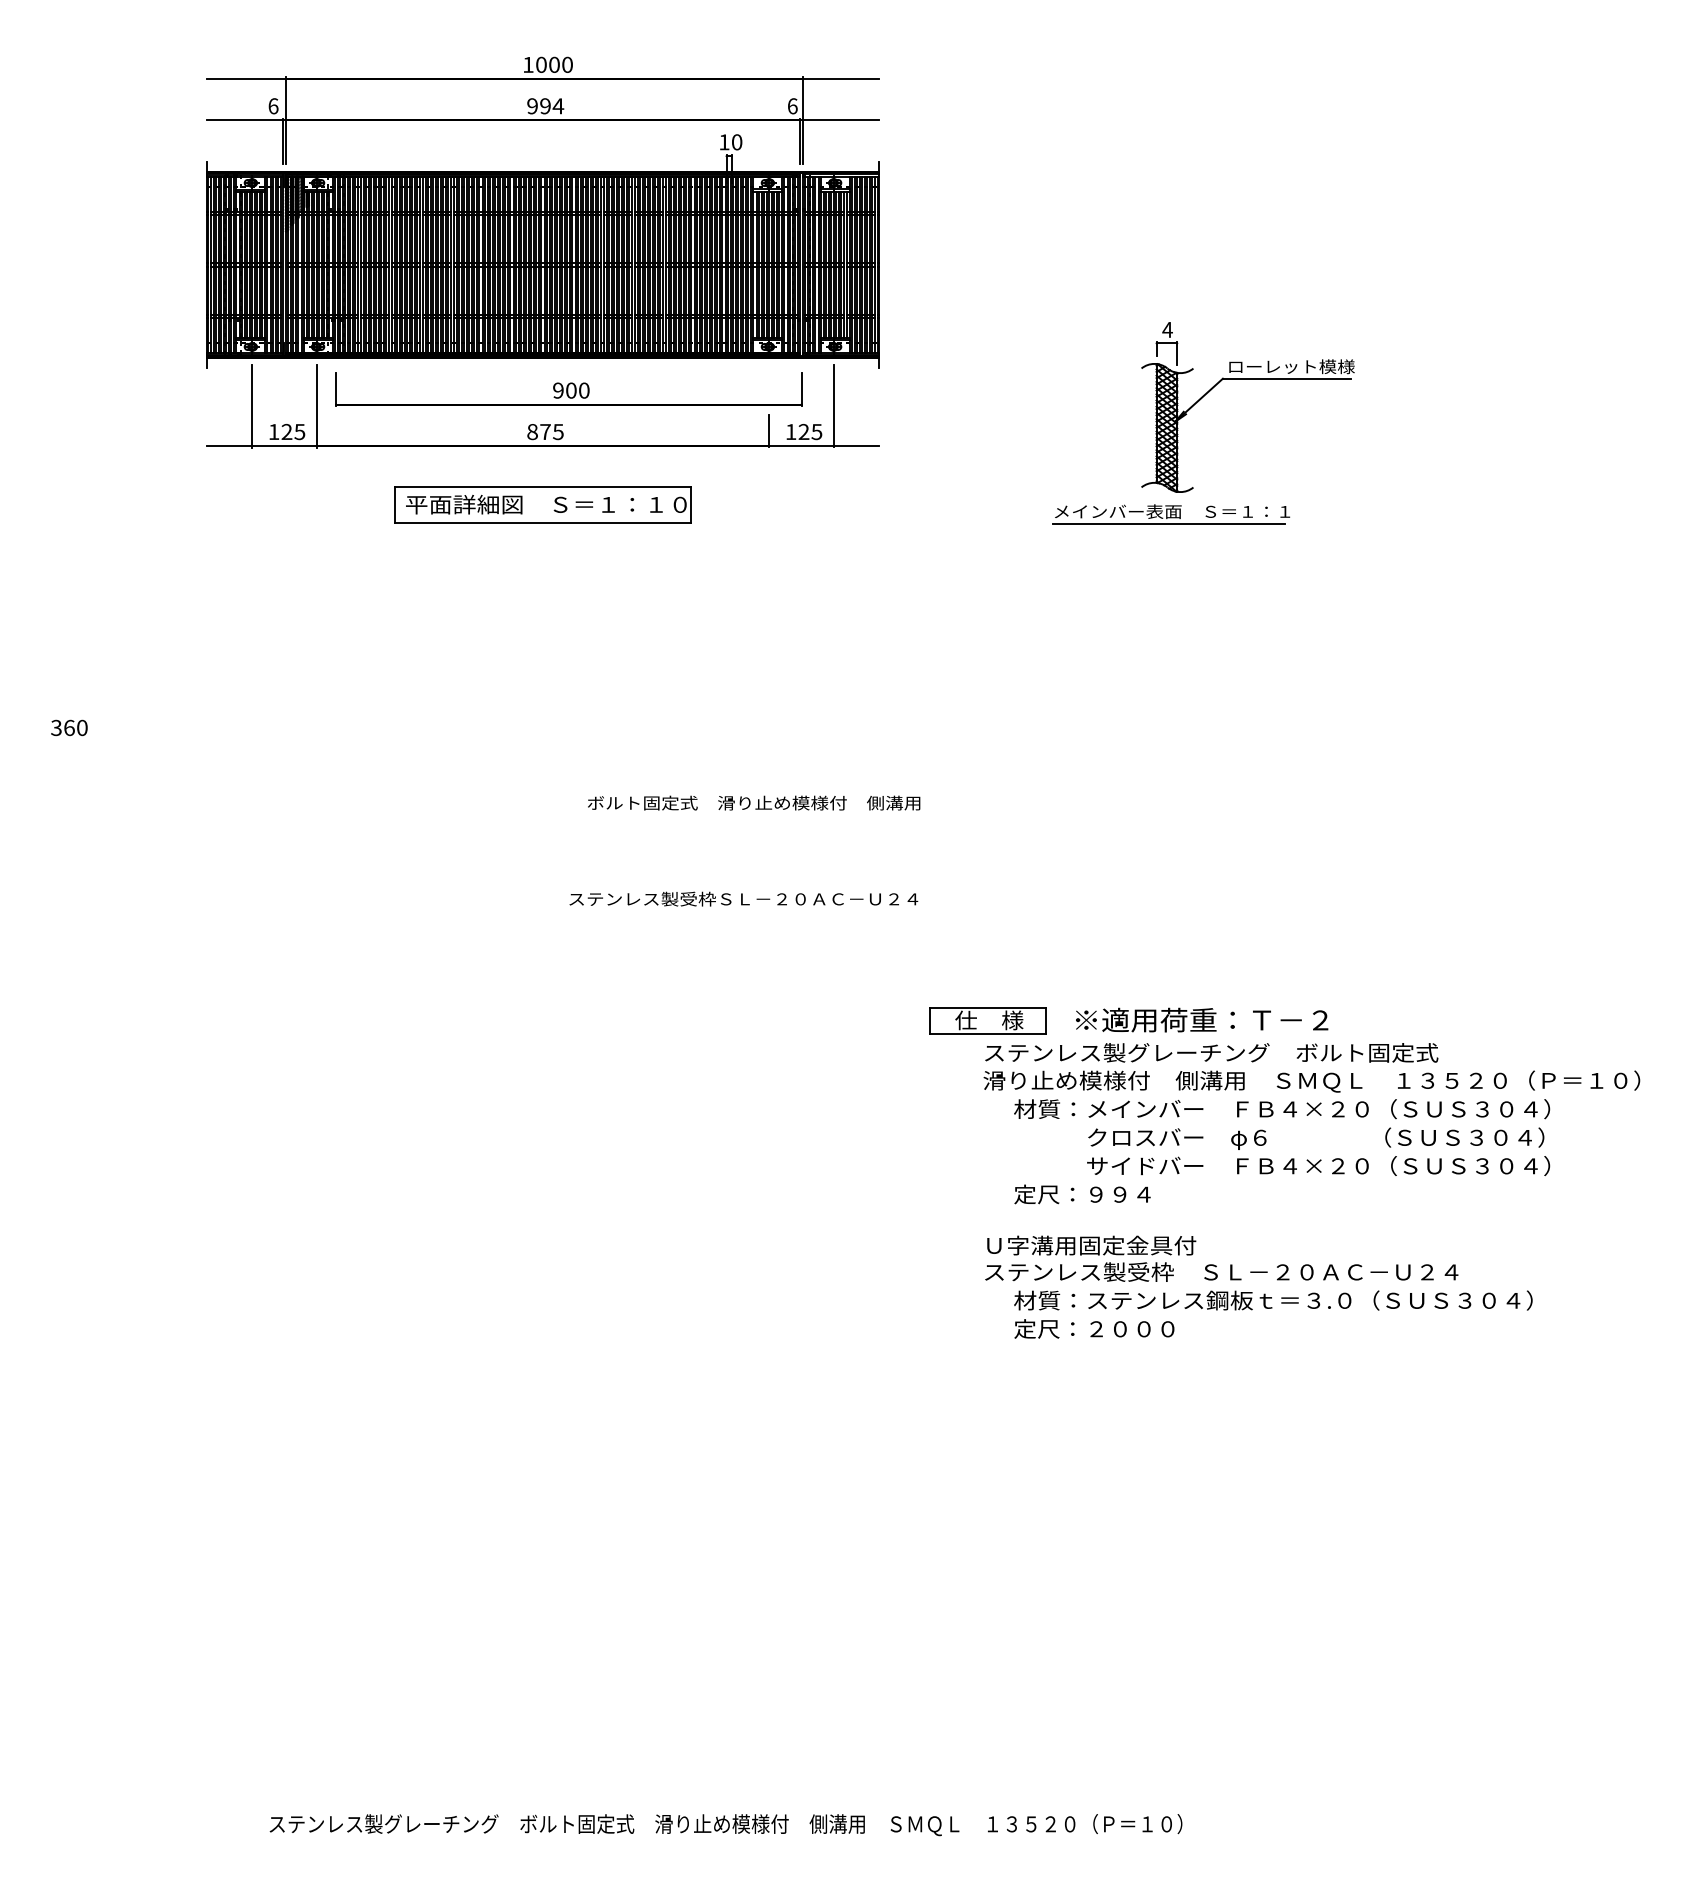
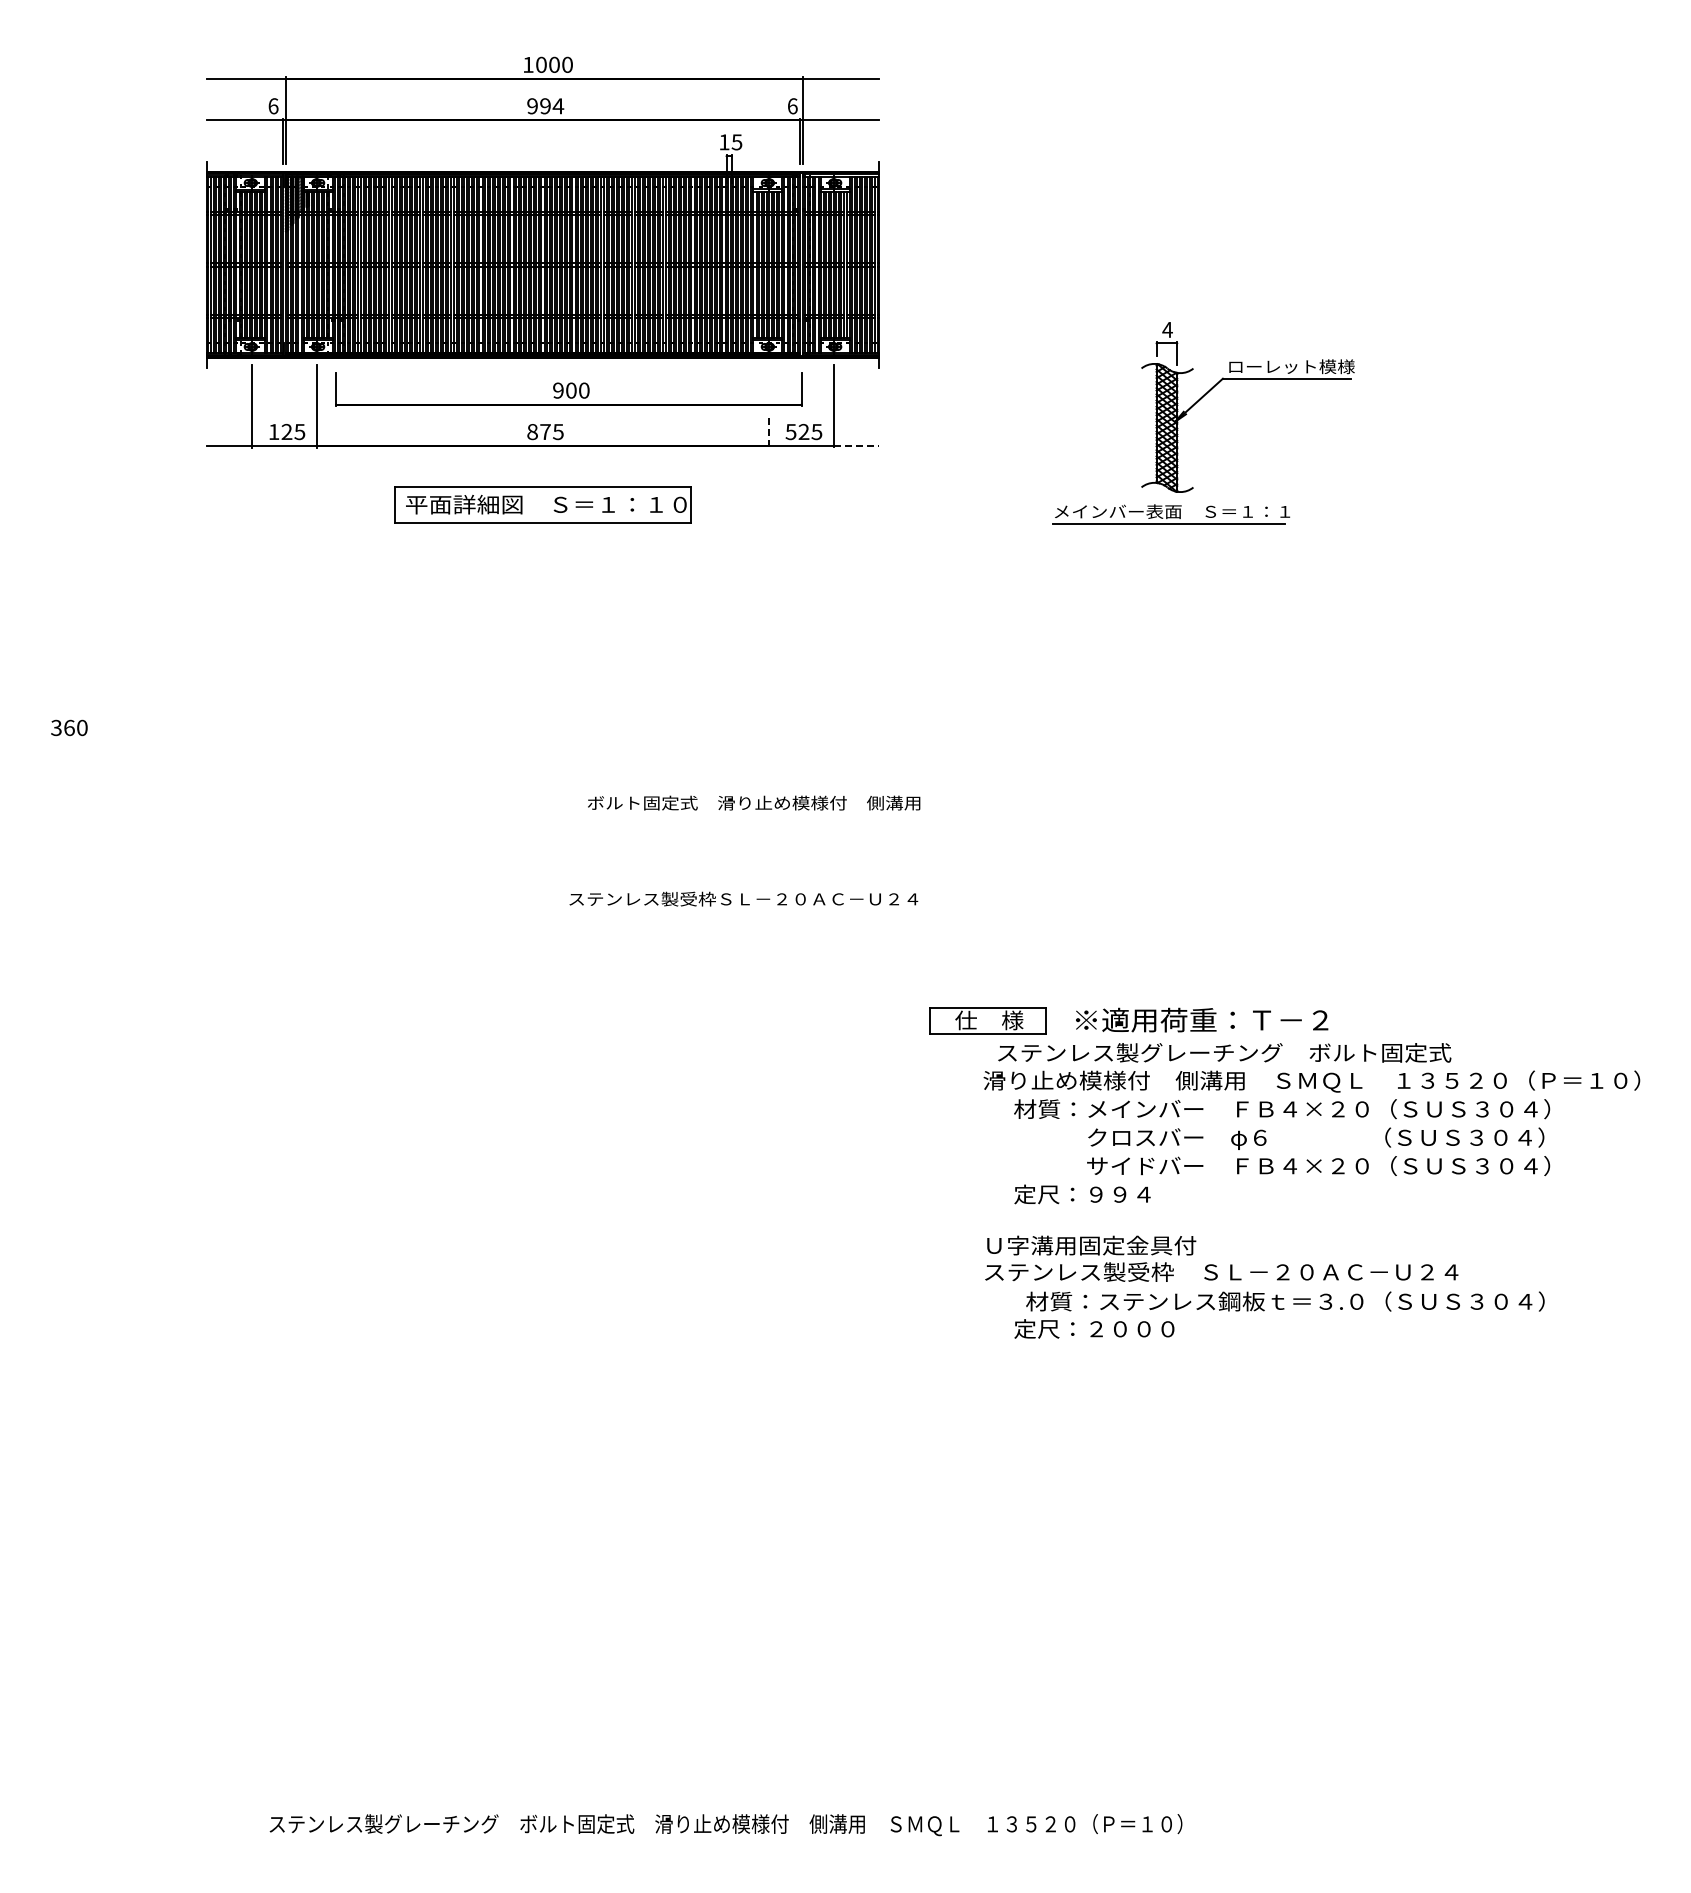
text: 10 -> 15 (736, 142)
line: solid -> dashed (769, 430)
text: 125 -> 525 (790, 432)
line: solid -> dashed (856, 445)
text position: (1211, 1052) -> (1224, 1052) (1224, 1052)
text position: (1273, 1300) -> (1285, 1301) (1285, 1301)
